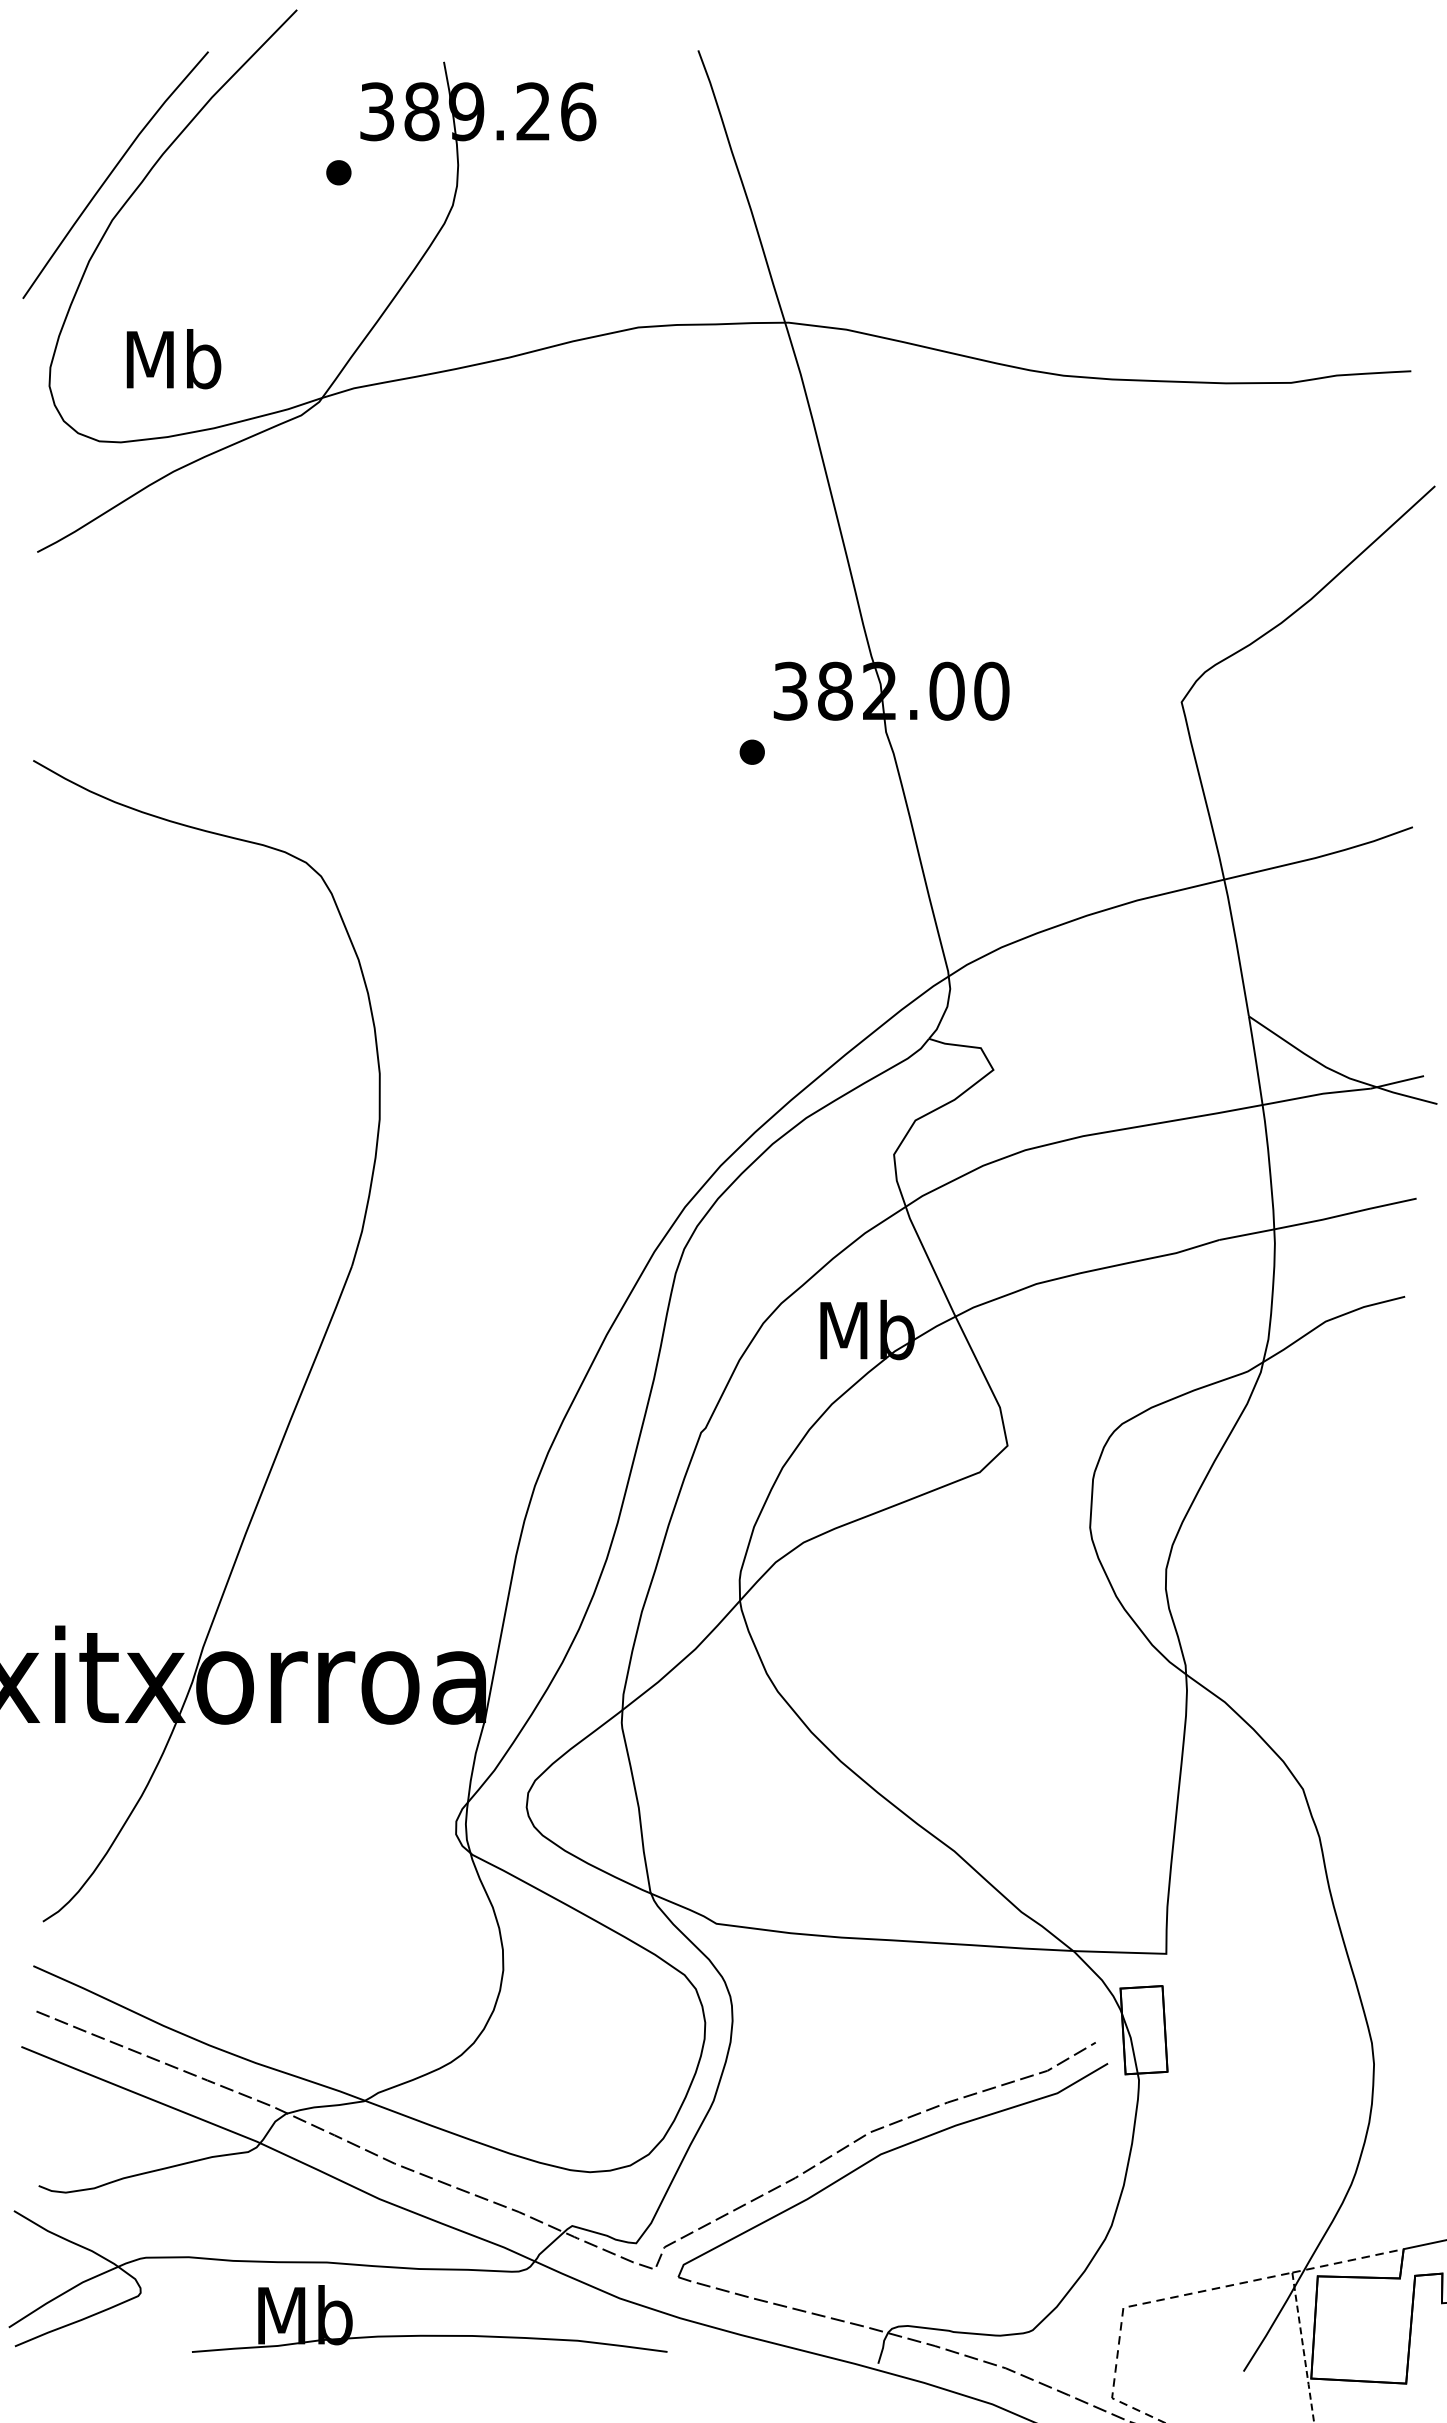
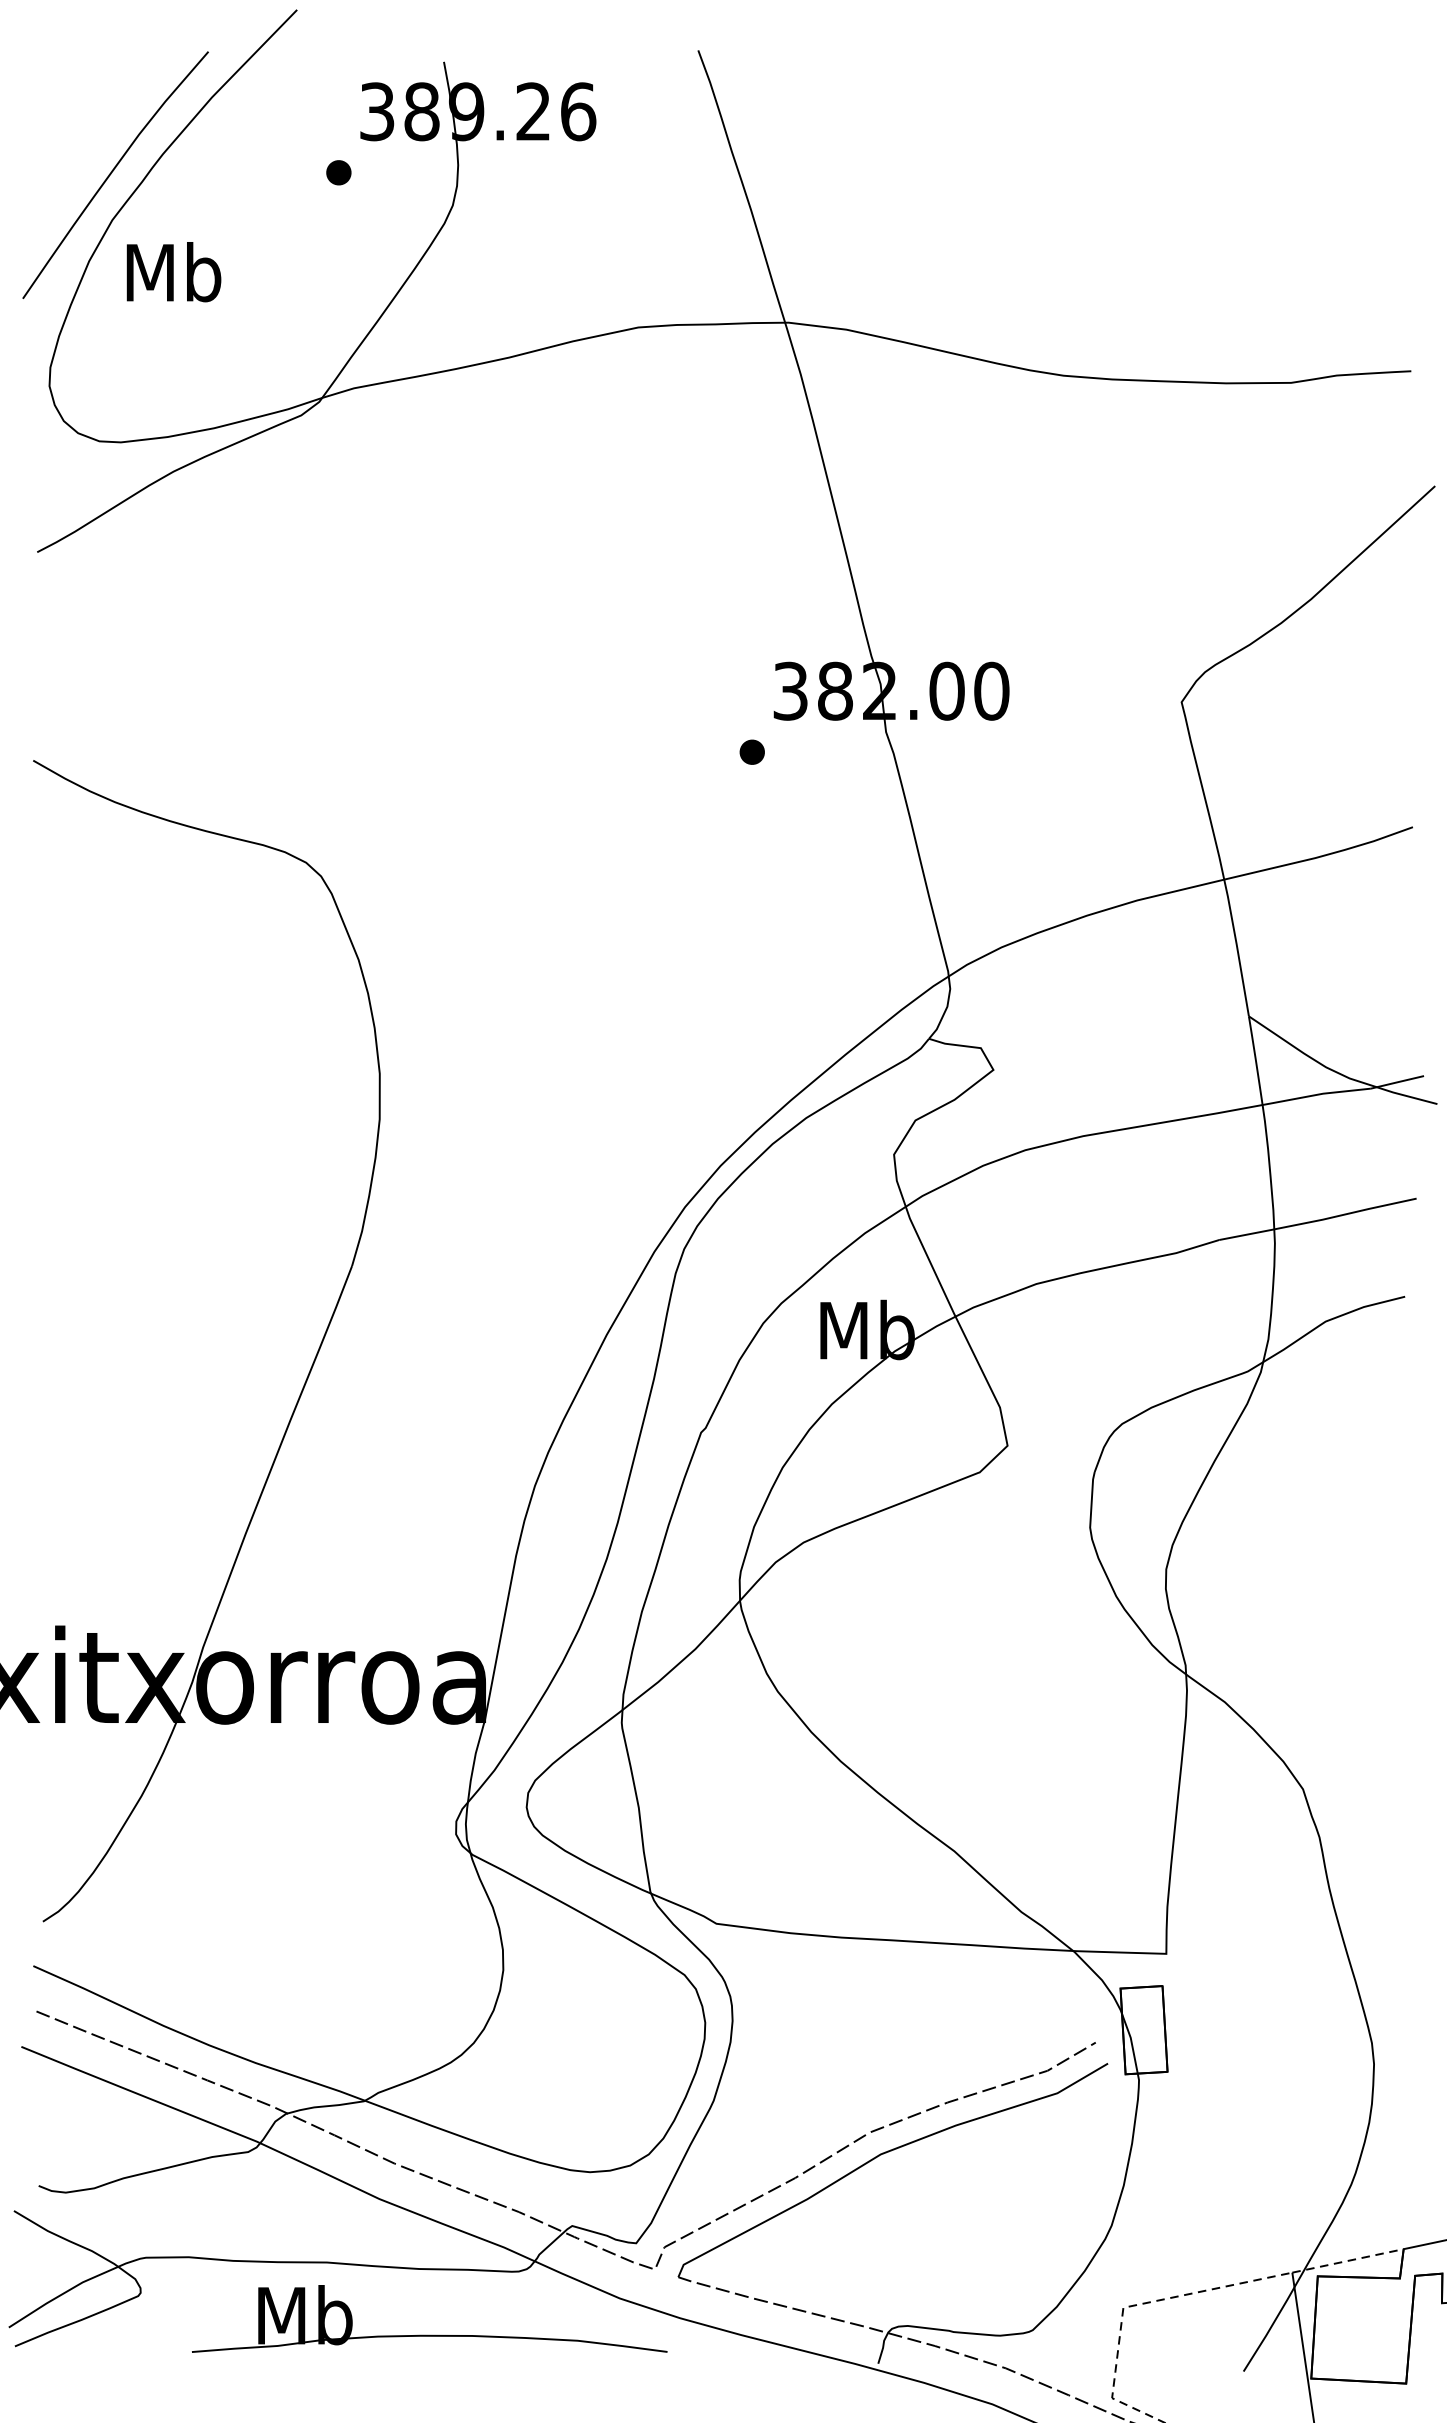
text position: (173, 359) -> (173, 272) (173, 272)
line: dashed -> solid (1303, 2348)
